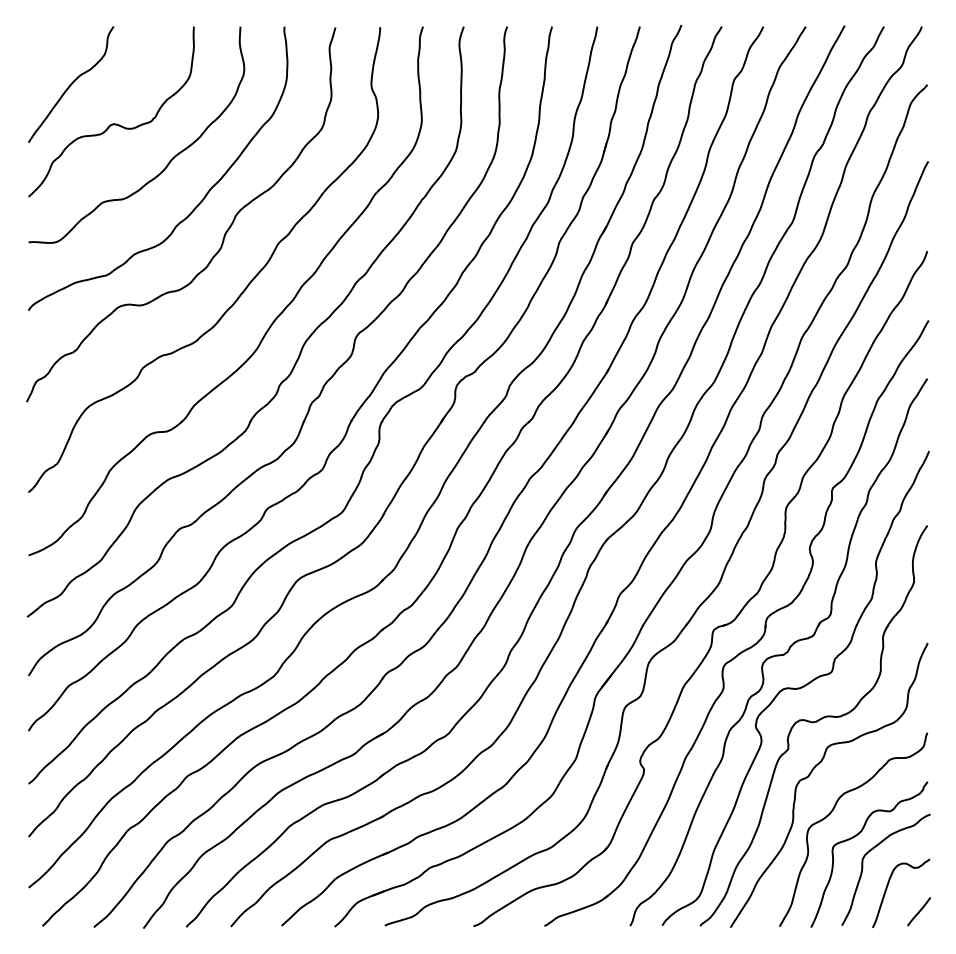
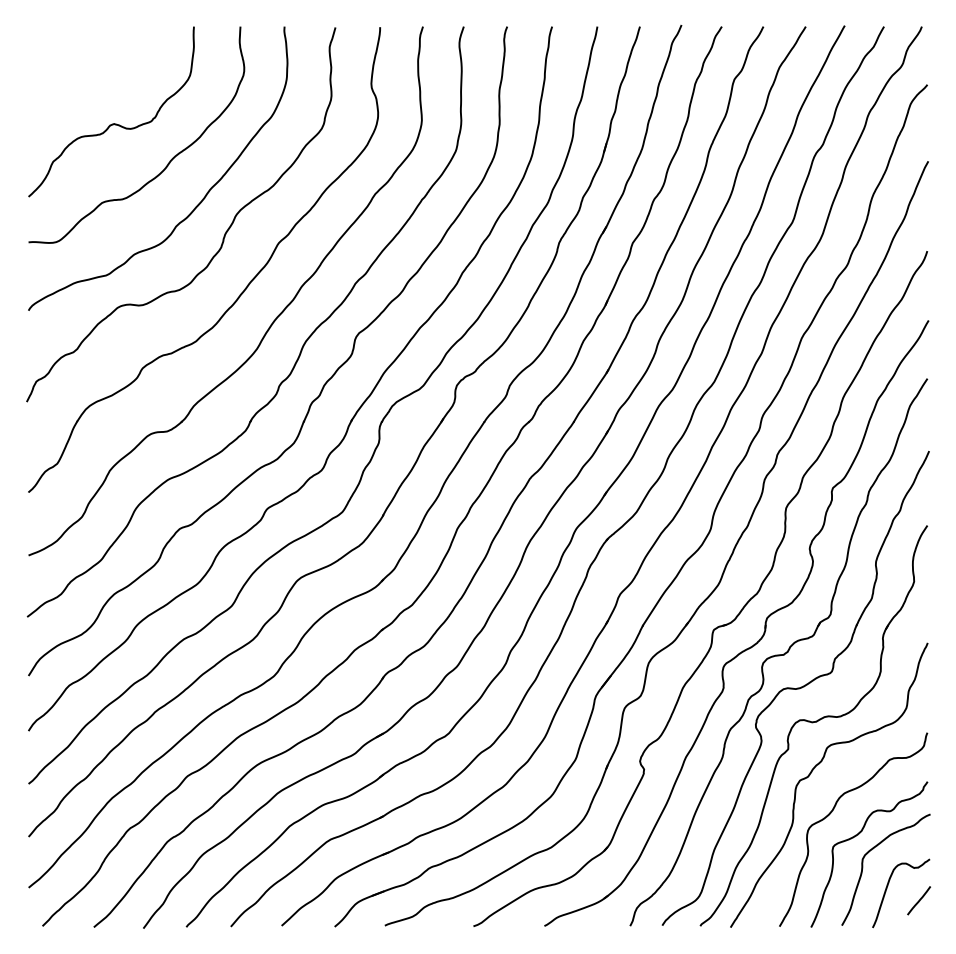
curve: present -> none (71, 84)
line position: (918, 911) -> (918, 900) (918, 900)
